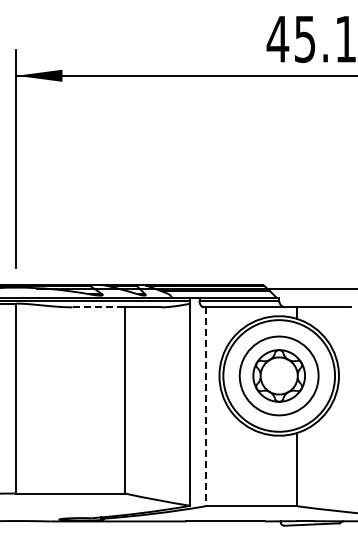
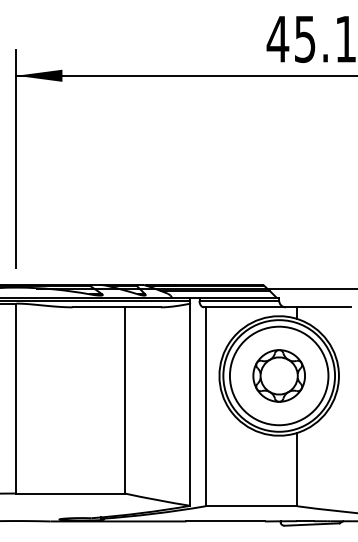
line: dashed -> solid (99, 307)
circle diameter: 79 px -> 99 px (278, 375)
line: dashed -> solid (205, 407)
